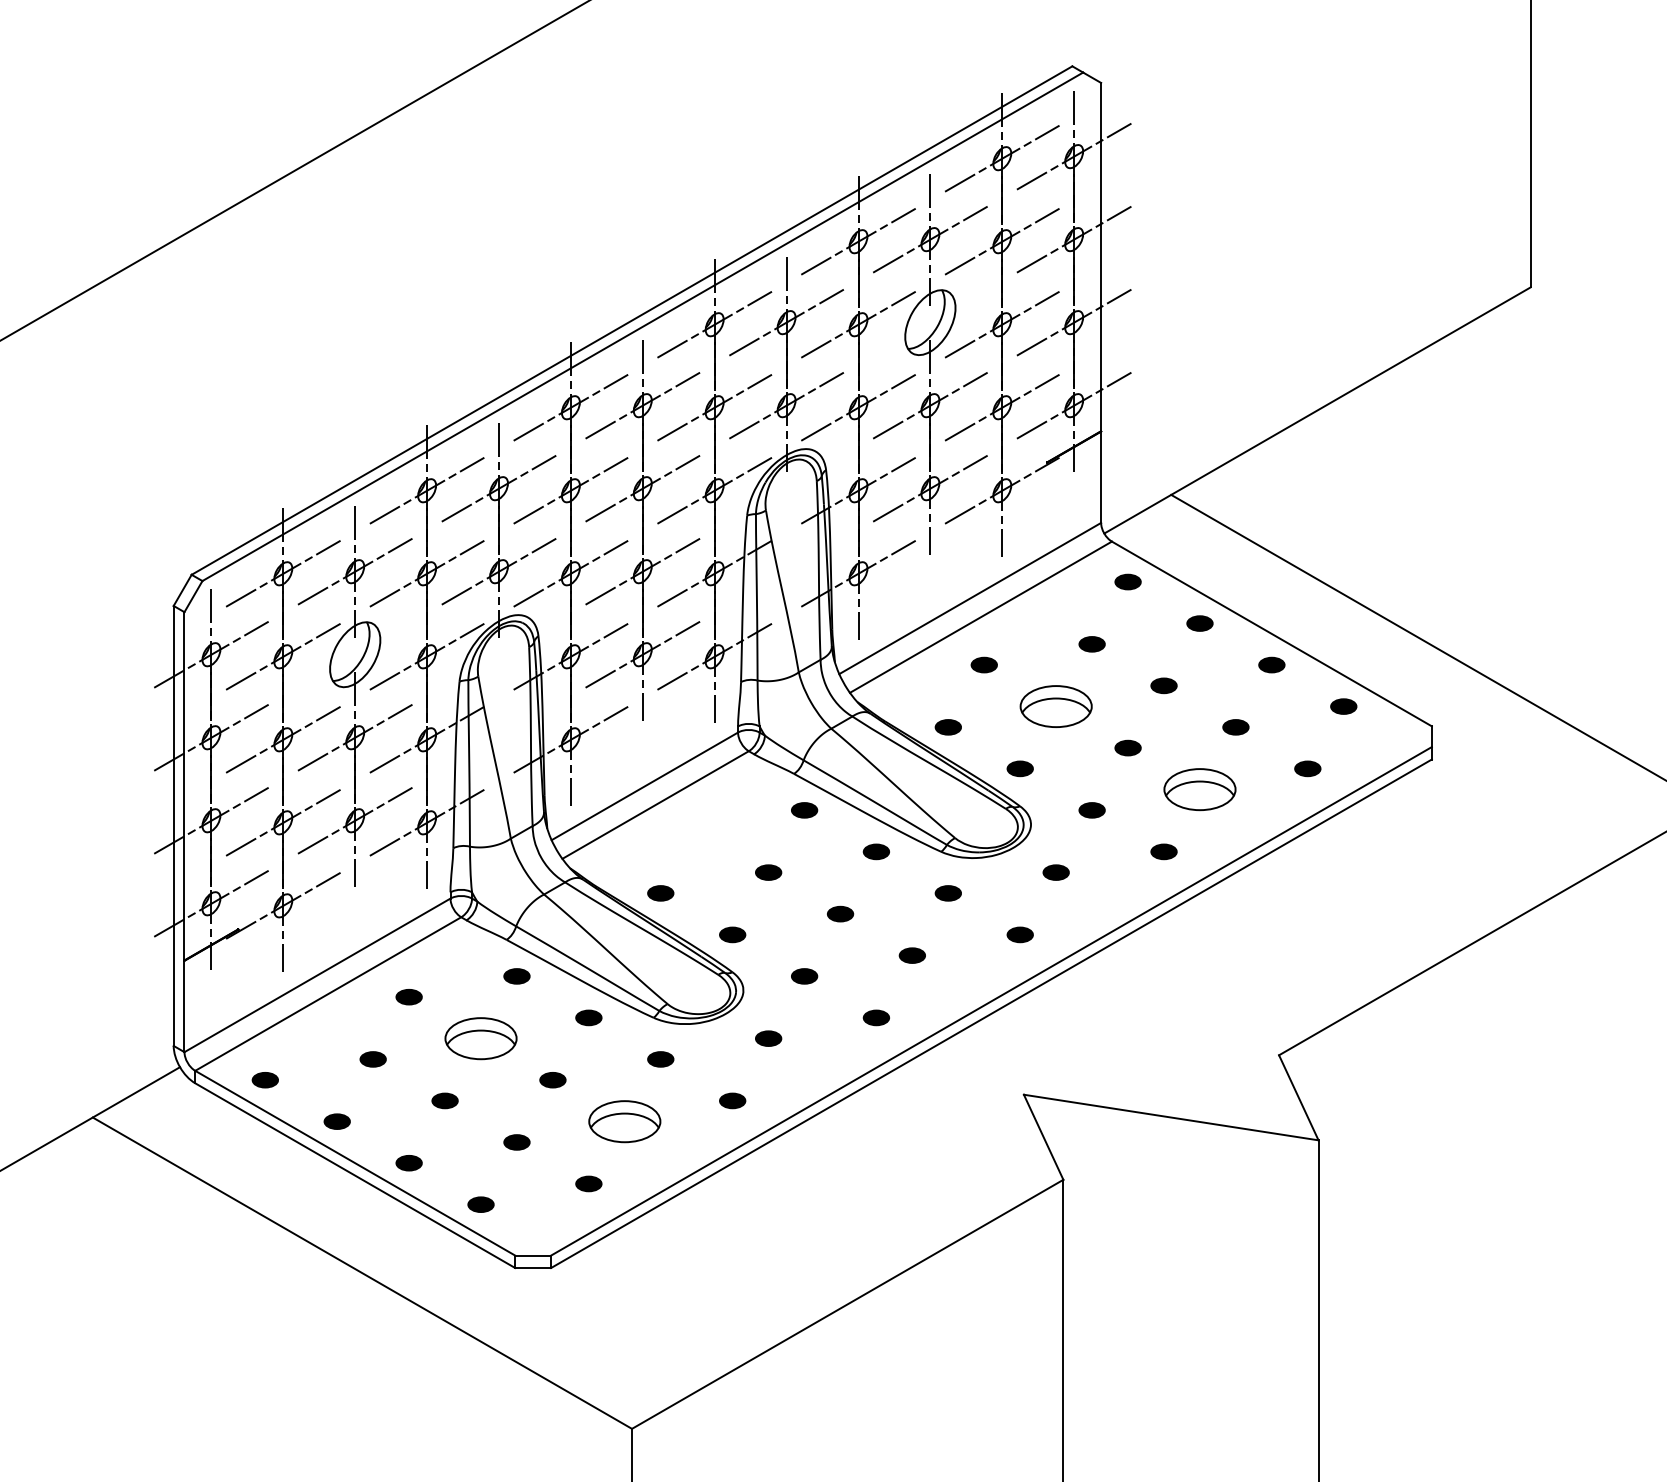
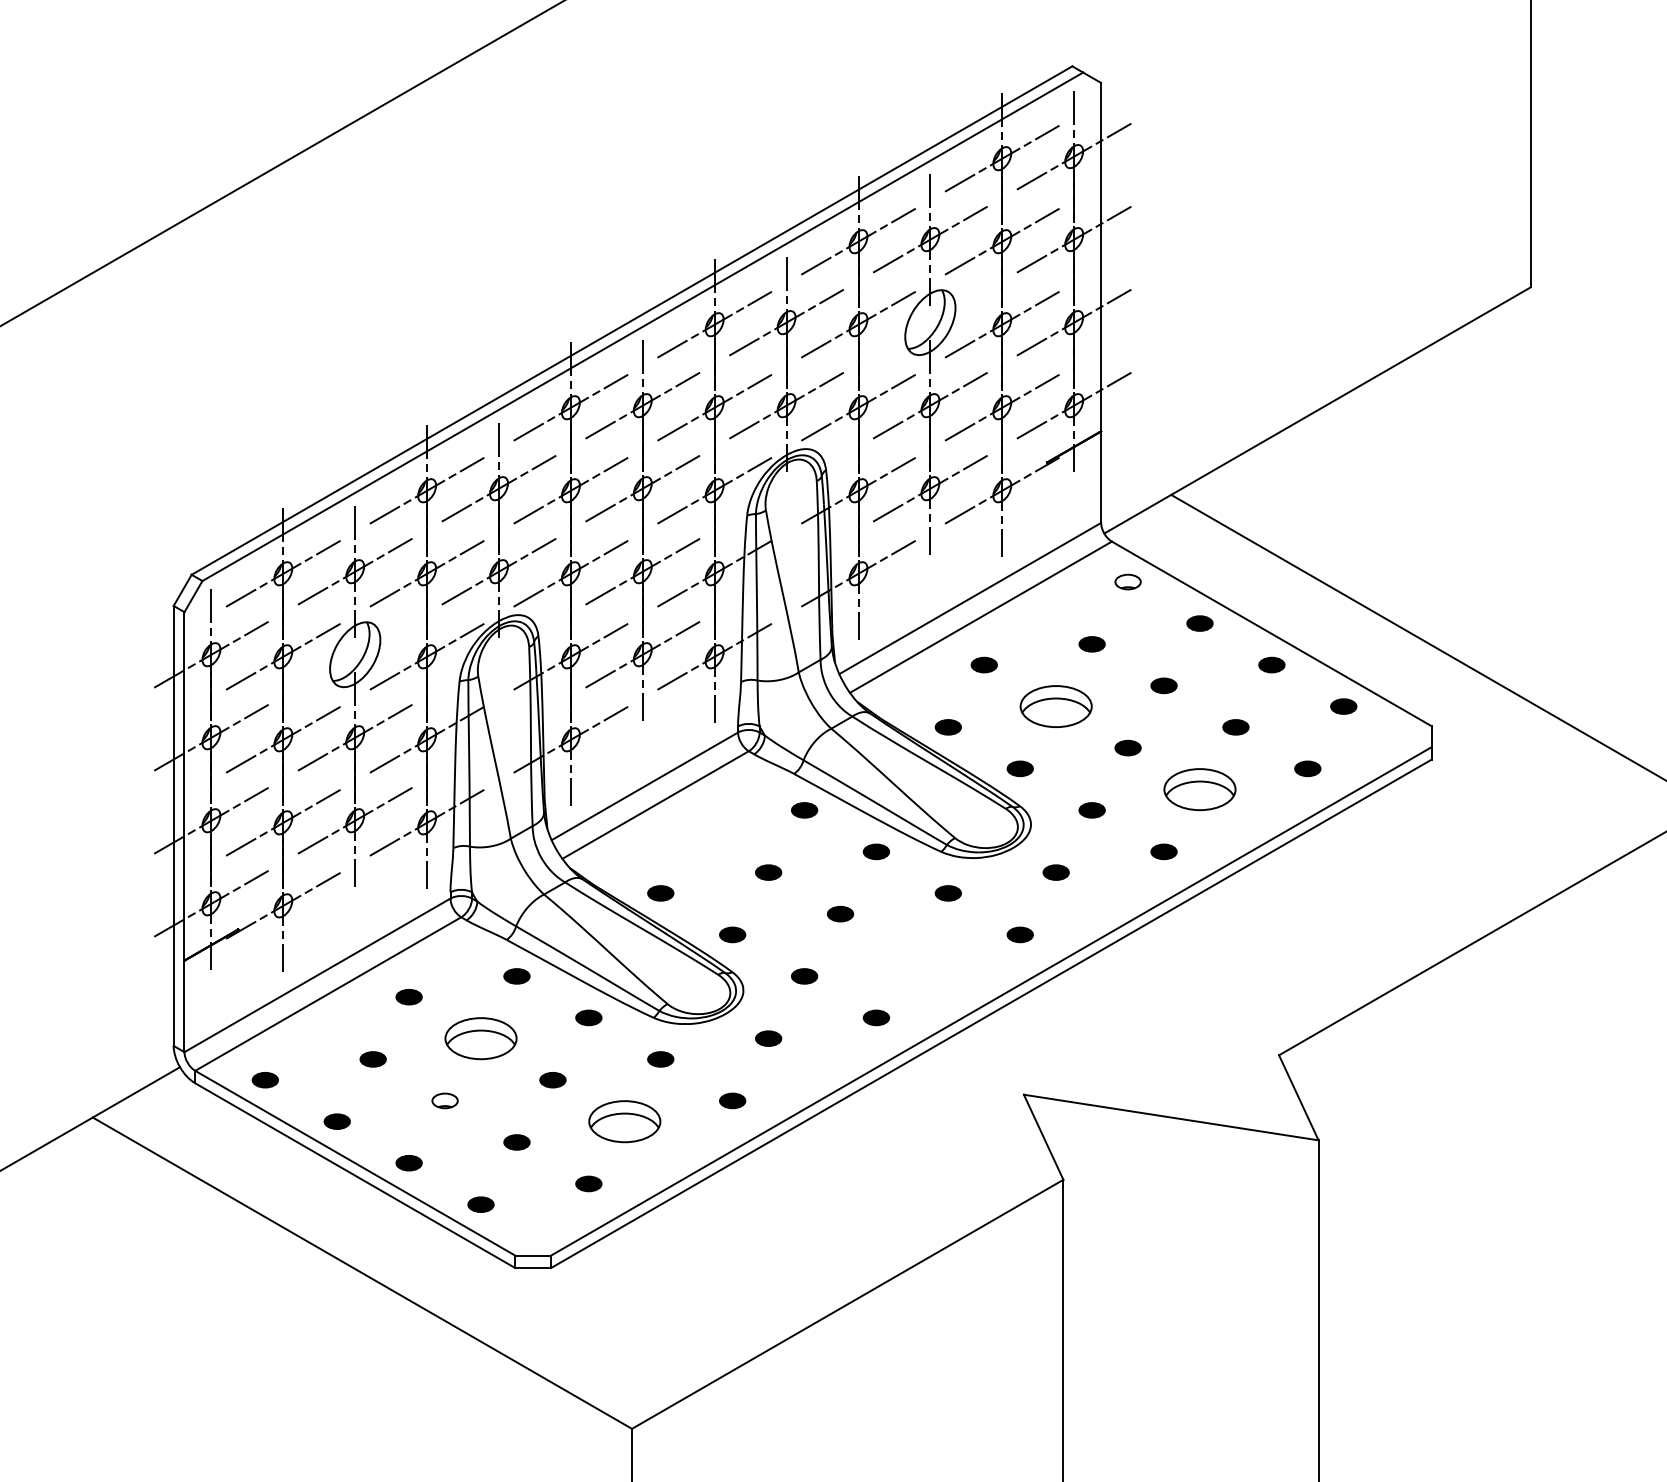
line position: (294, 170) -> (281, 163) (281, 163)
fill: present -> none (1127, 581)
part: present -> none (911, 955)
fill: present -> none (444, 1100)
